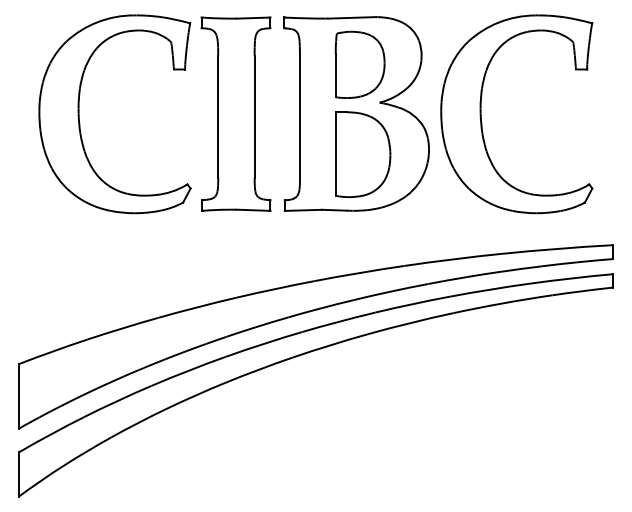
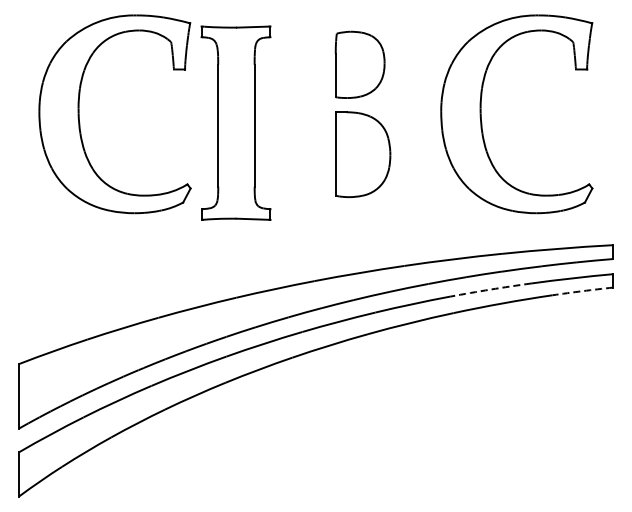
part position: (235, 113) -> (235, 122) (235, 122)
part: present -> none (356, 113)
arc: solid -> dashed (490, 289)
arc: solid -> dashed (582, 291)
